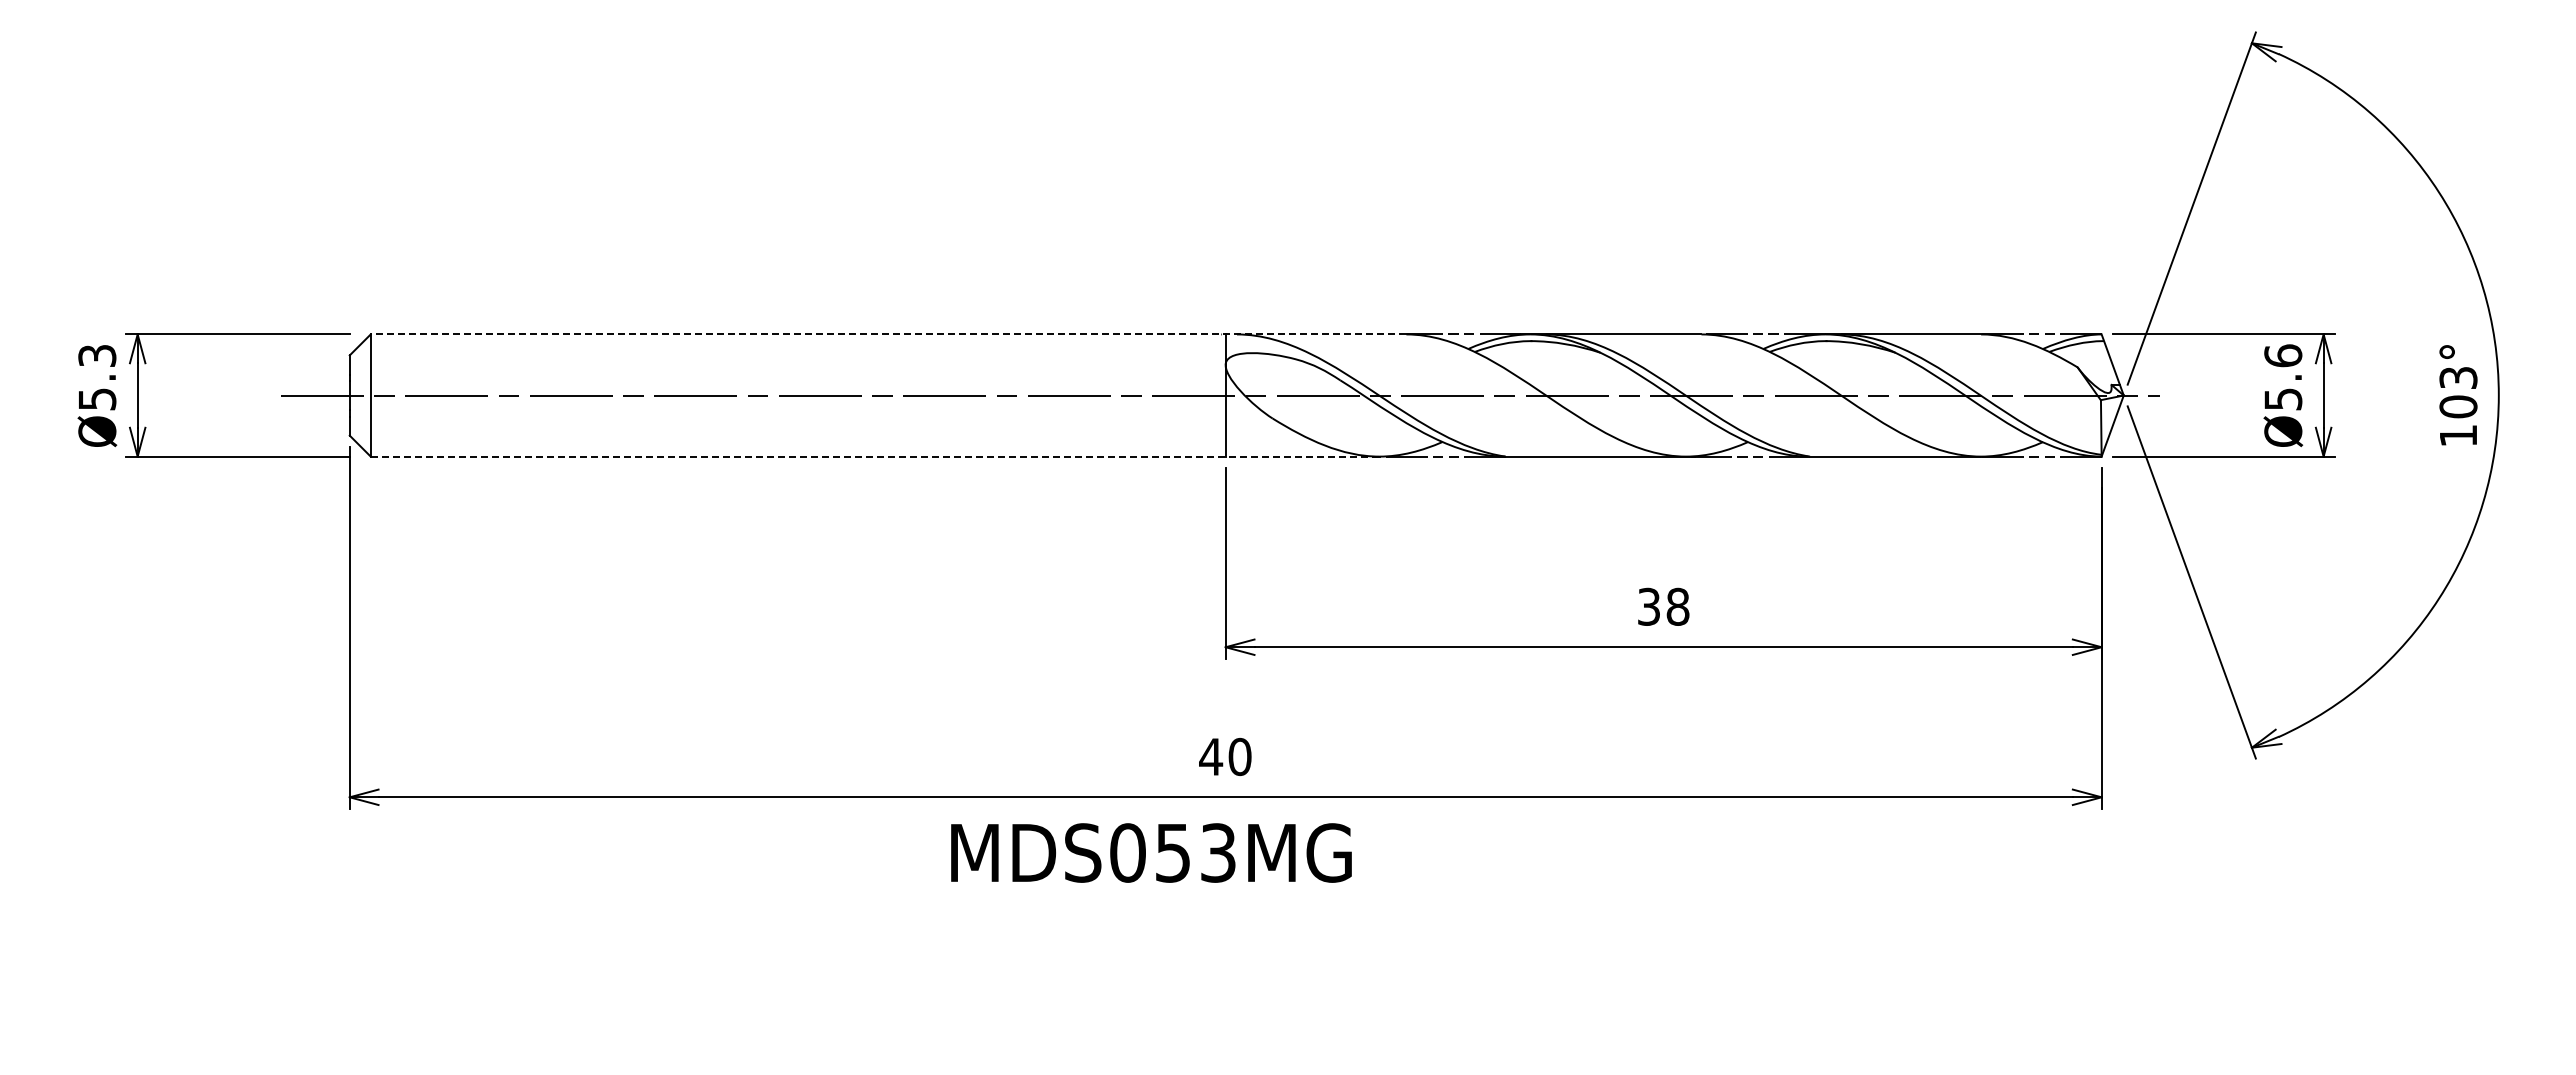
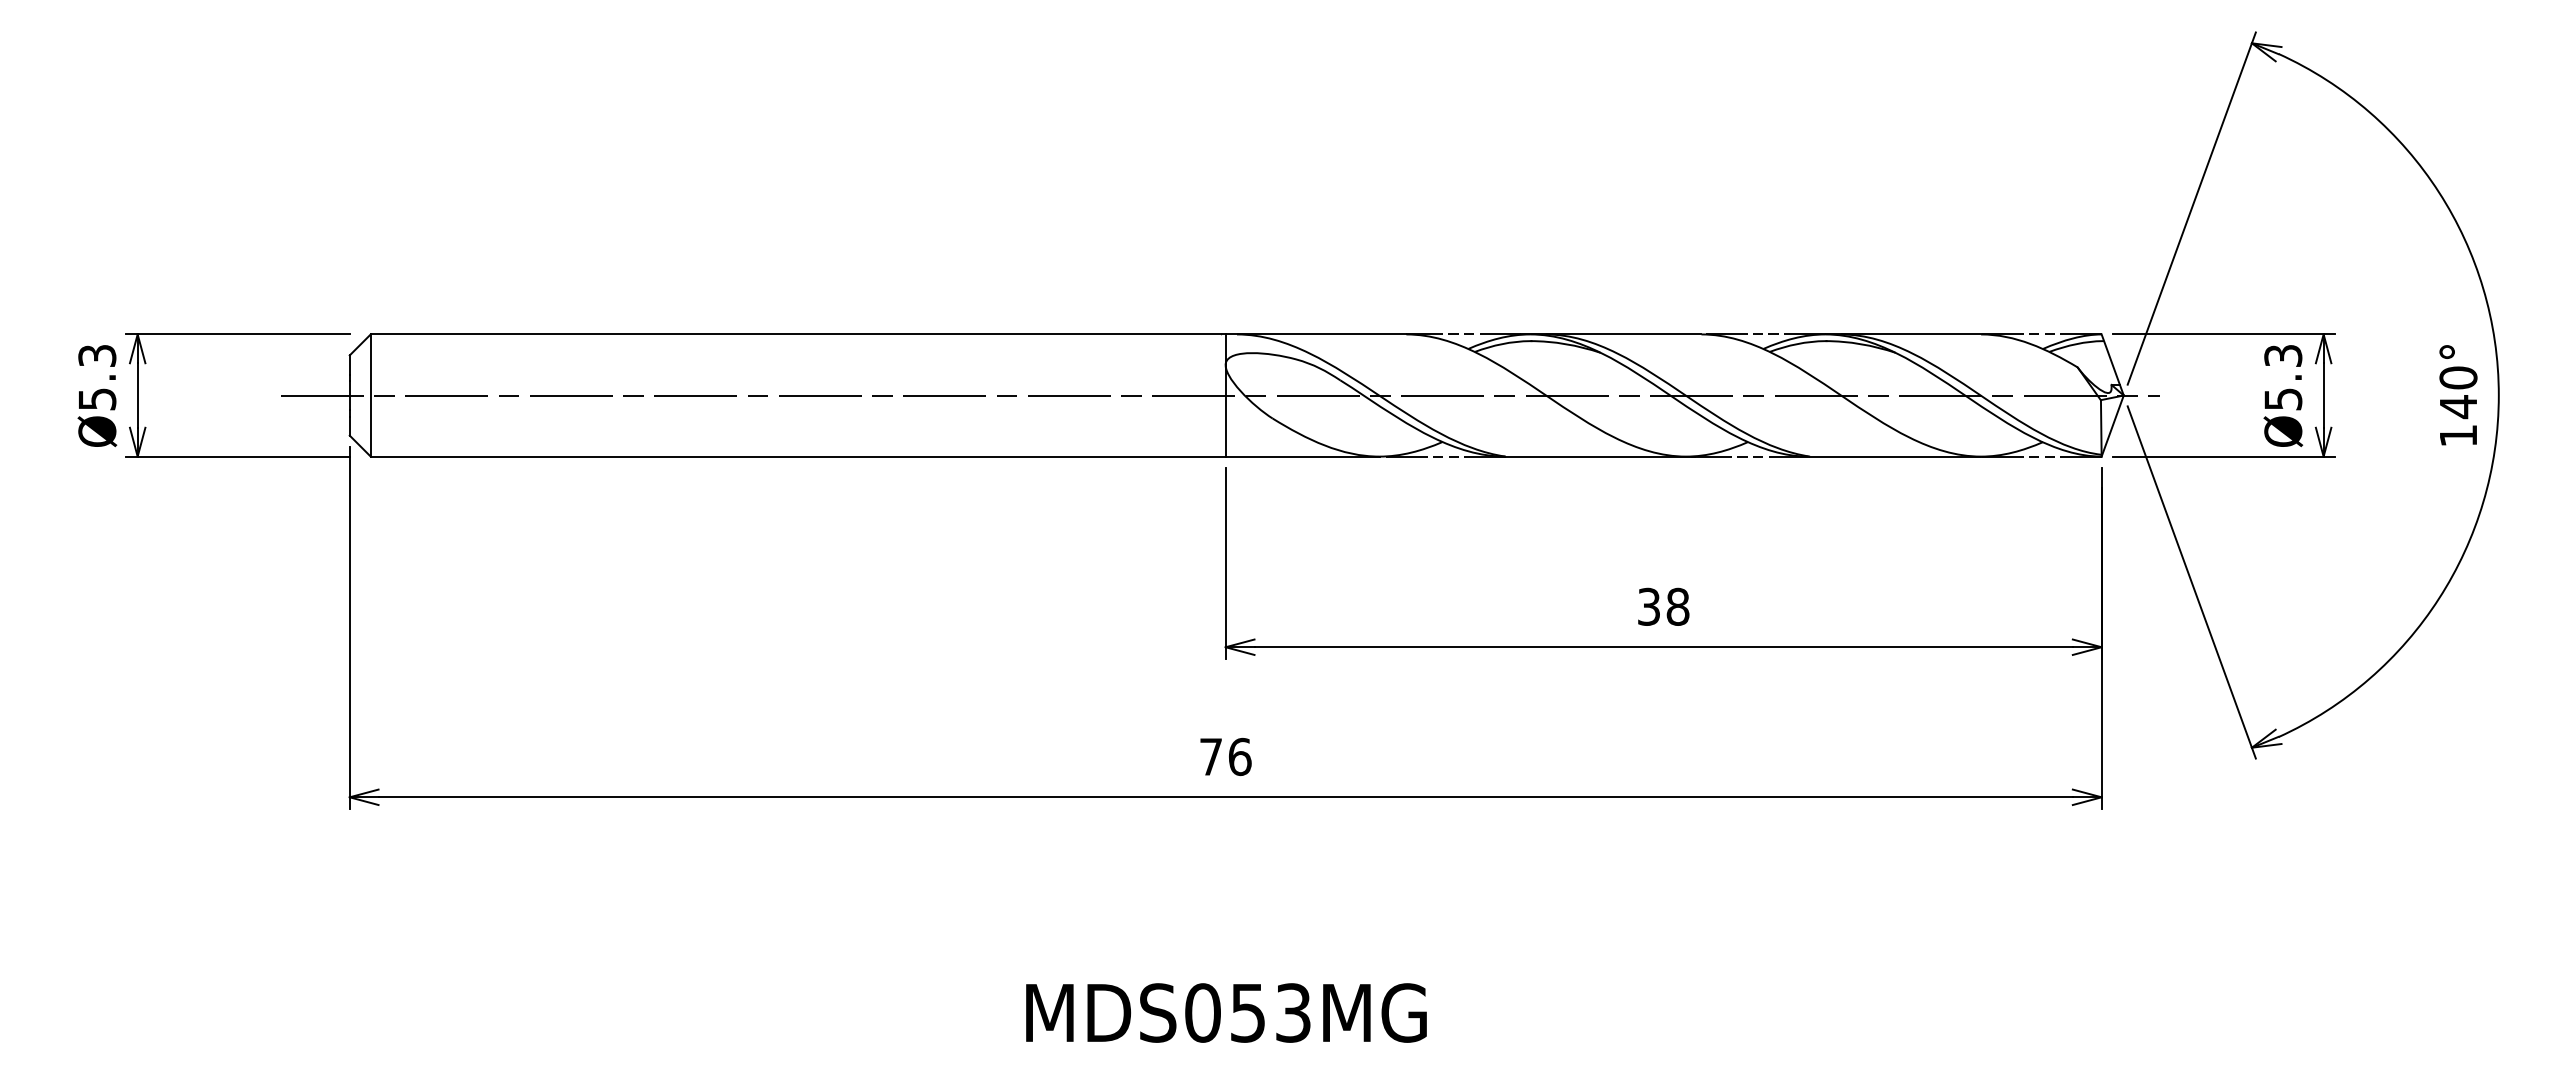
line: dashed -> solid (888, 334)
text: Ø5.6 -> Ø5.3 (2283, 355)
text: 103° -> 140° (2458, 392)
line: dashed -> solid (874, 456)
text: 40 -> 76 (1225, 756)
text position: (1151, 852) -> (1226, 1012) (1226, 1012)
